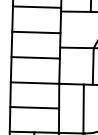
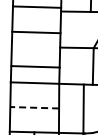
line position: (35, 57) -> (35, 66) (35, 66)
line: solid -> dashed (34, 107)
